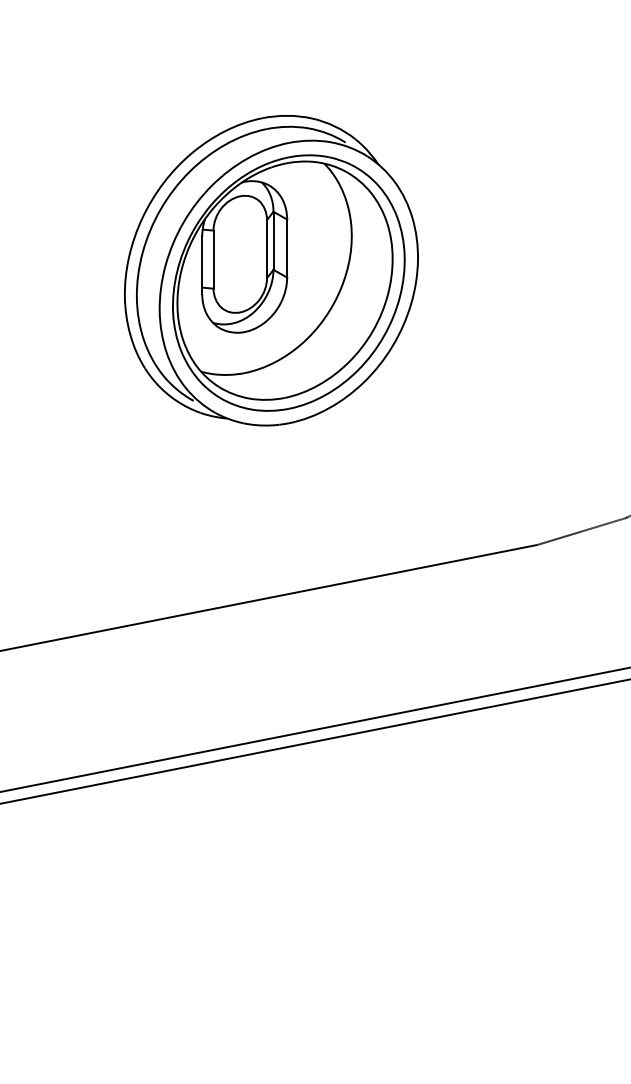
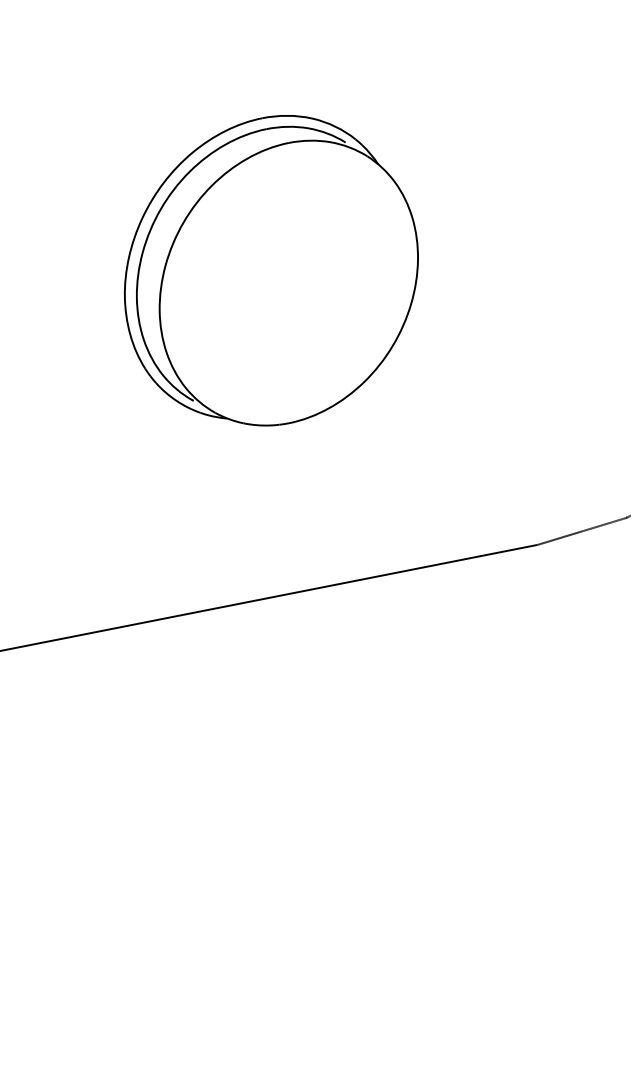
part: present -> none (288, 282)
line: present -> none (314, 729)
line: present -> none (314, 741)
